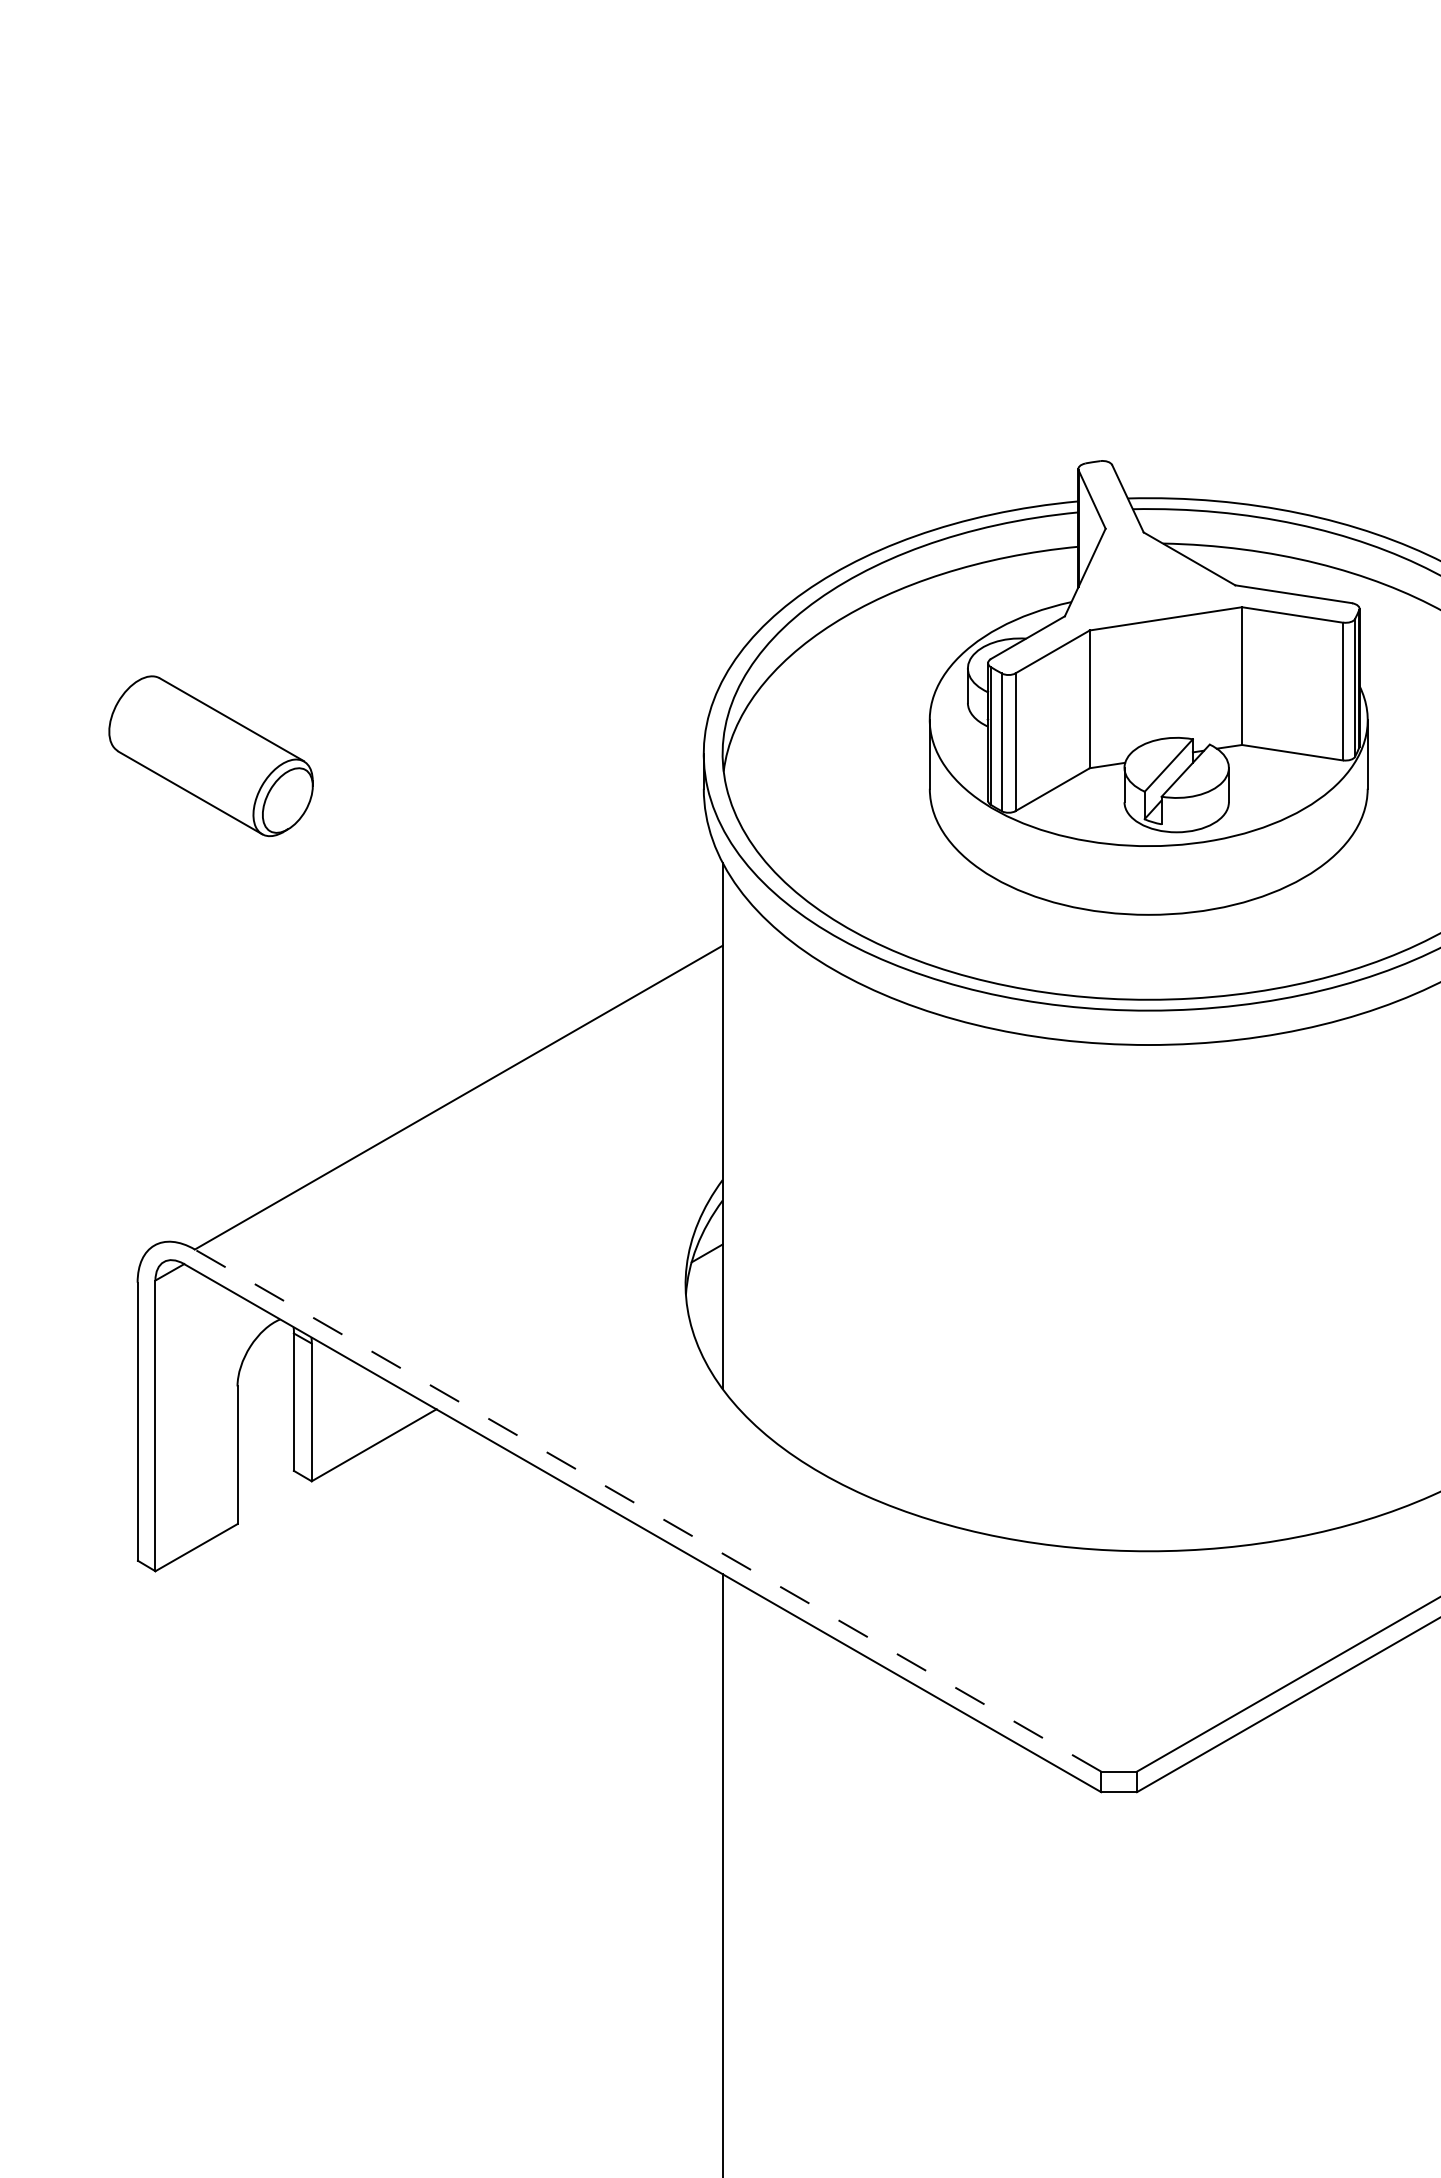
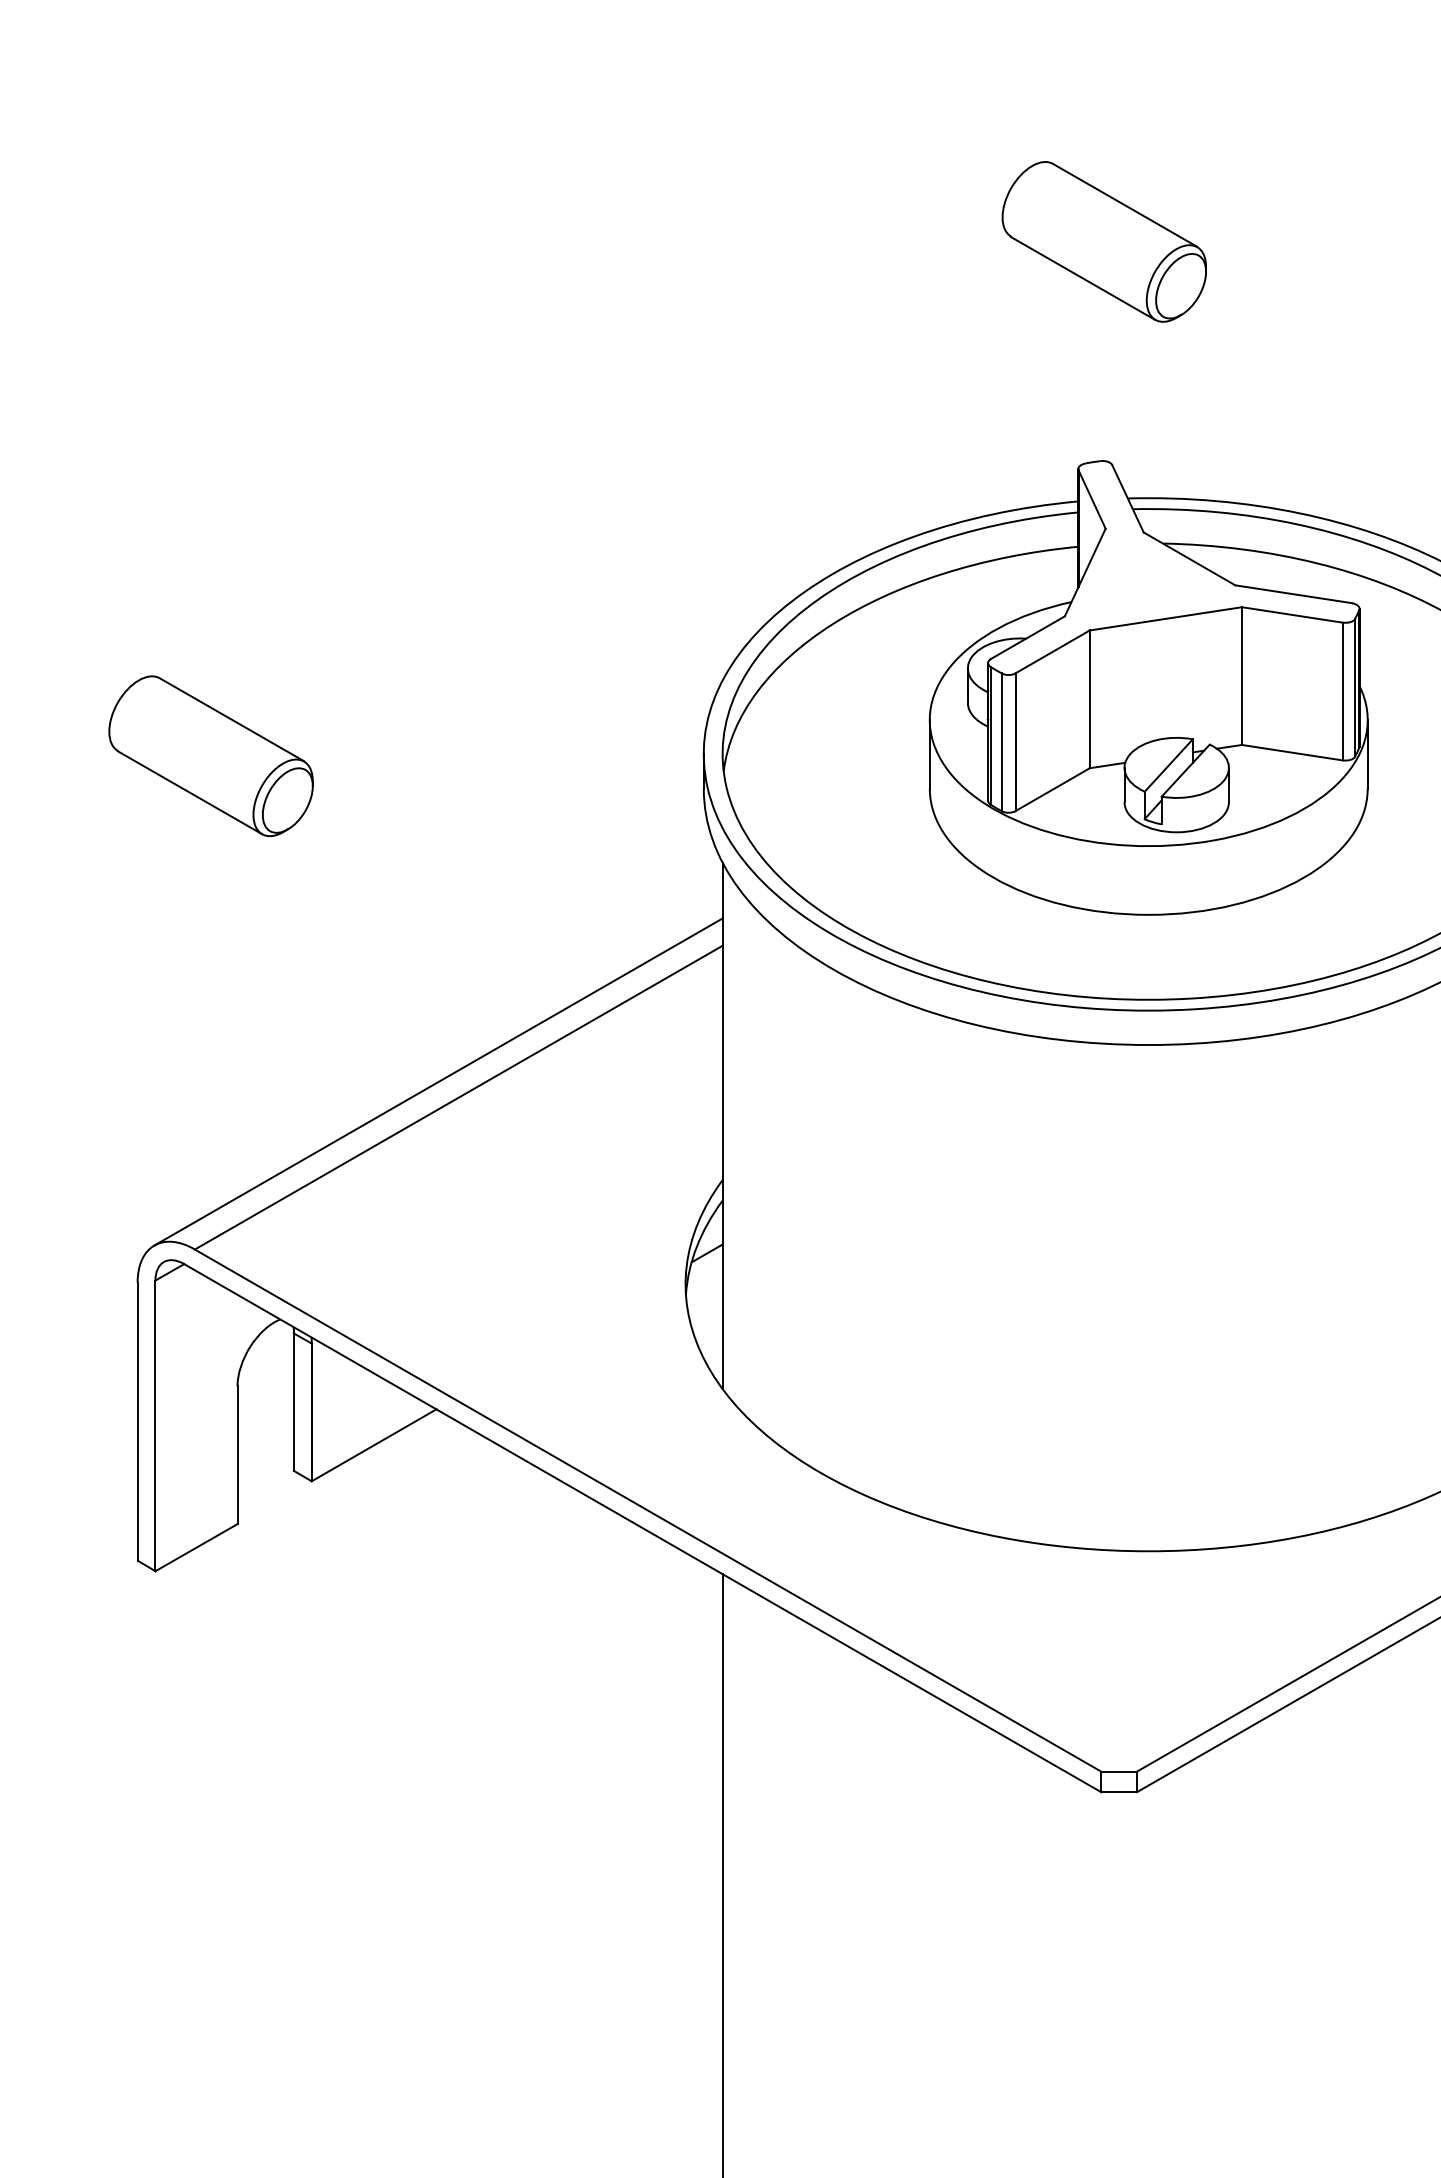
part: none -> present (1103, 241)
line: none -> present (438, 1081)
line: dashed -> solid (647, 1510)
